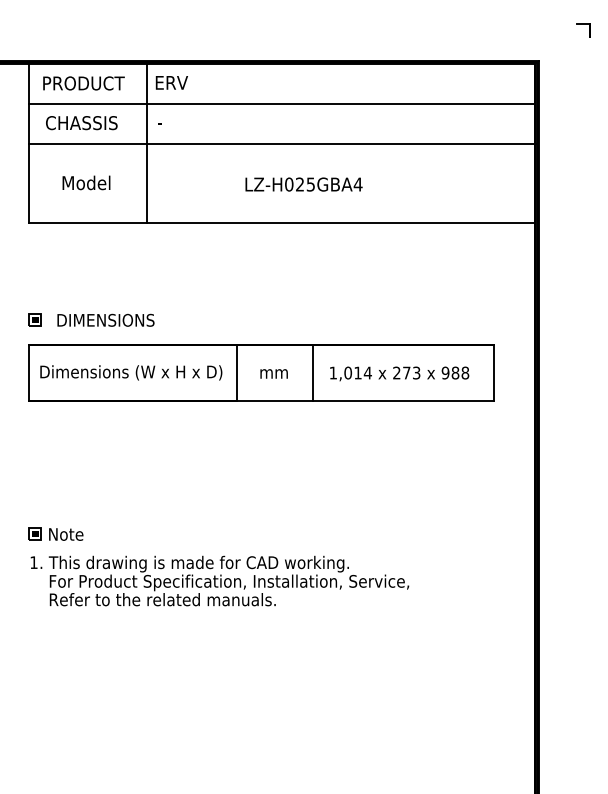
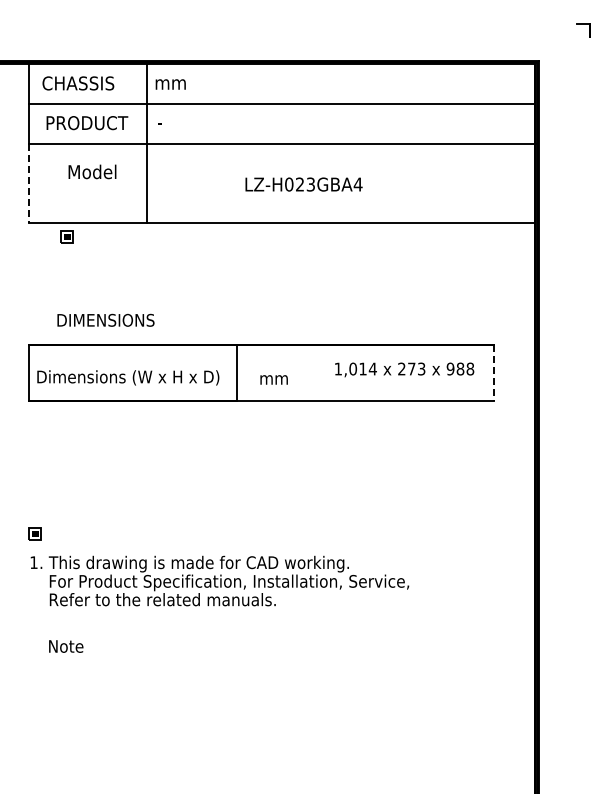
text: ERV -> mm (171, 82)
text: PRODUCT -> CHASSIS (83, 83)
text: CHASSIS -> PRODUCT (87, 123)
text position: (86, 182) -> (92, 171) (92, 171)
text: LZ-H025GBA4 -> LZ-H023GBA4 (310, 183)
line: solid -> dashed (29, 184)
part position: (34, 319) -> (66, 236) (66, 236)
text position: (131, 372) -> (128, 377) (128, 377)
line: present -> none (312, 372)
line: solid -> dashed (494, 372)
text position: (273, 373) -> (273, 379) (273, 379)
text position: (399, 373) -> (404, 369) (404, 369)
text position: (66, 534) -> (66, 646) (66, 646)
